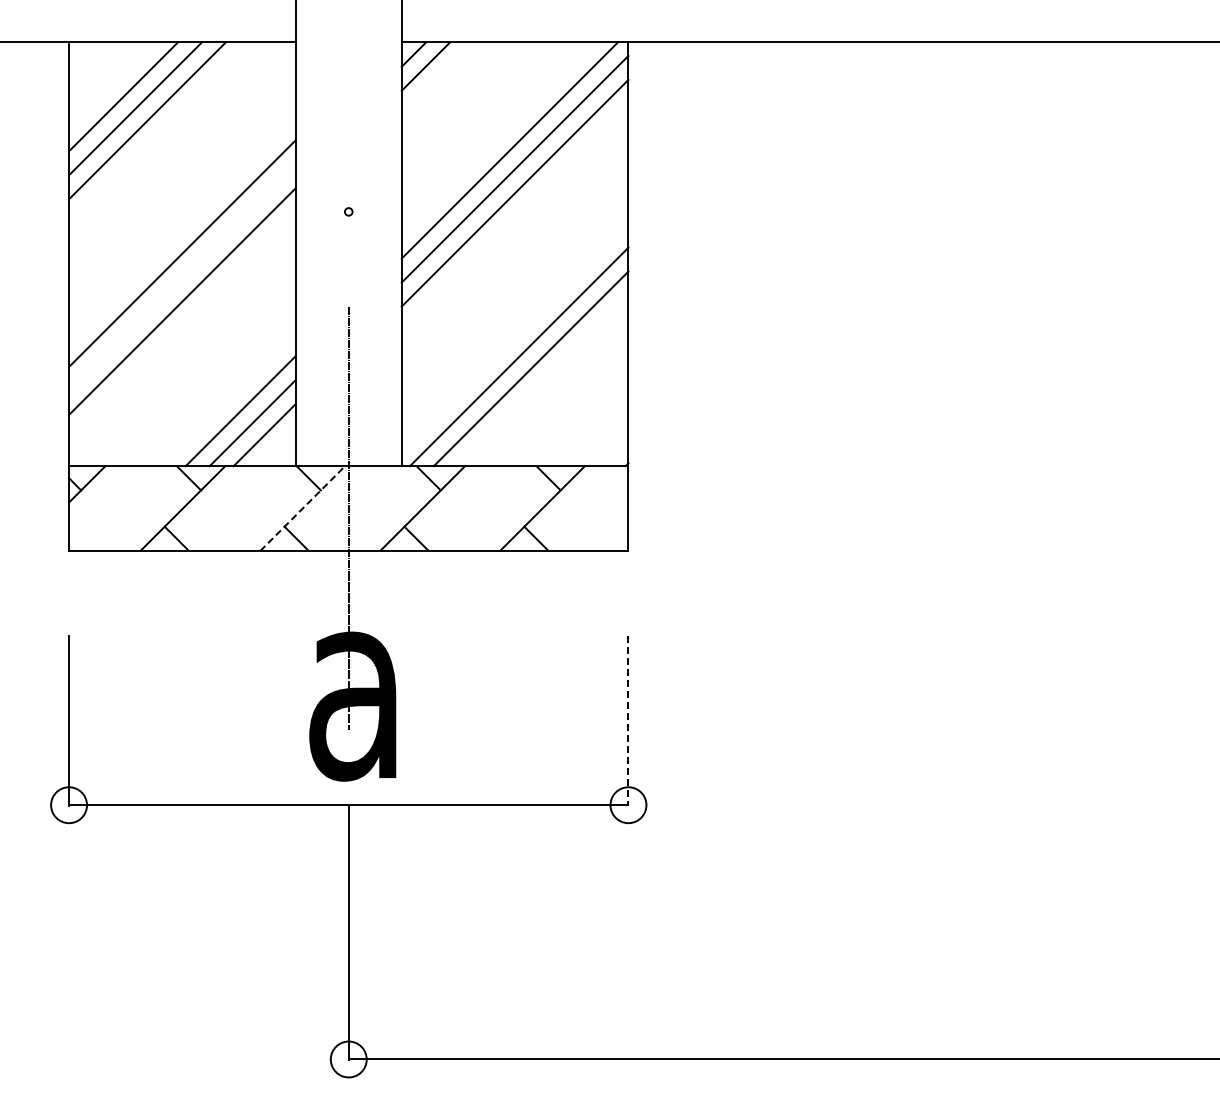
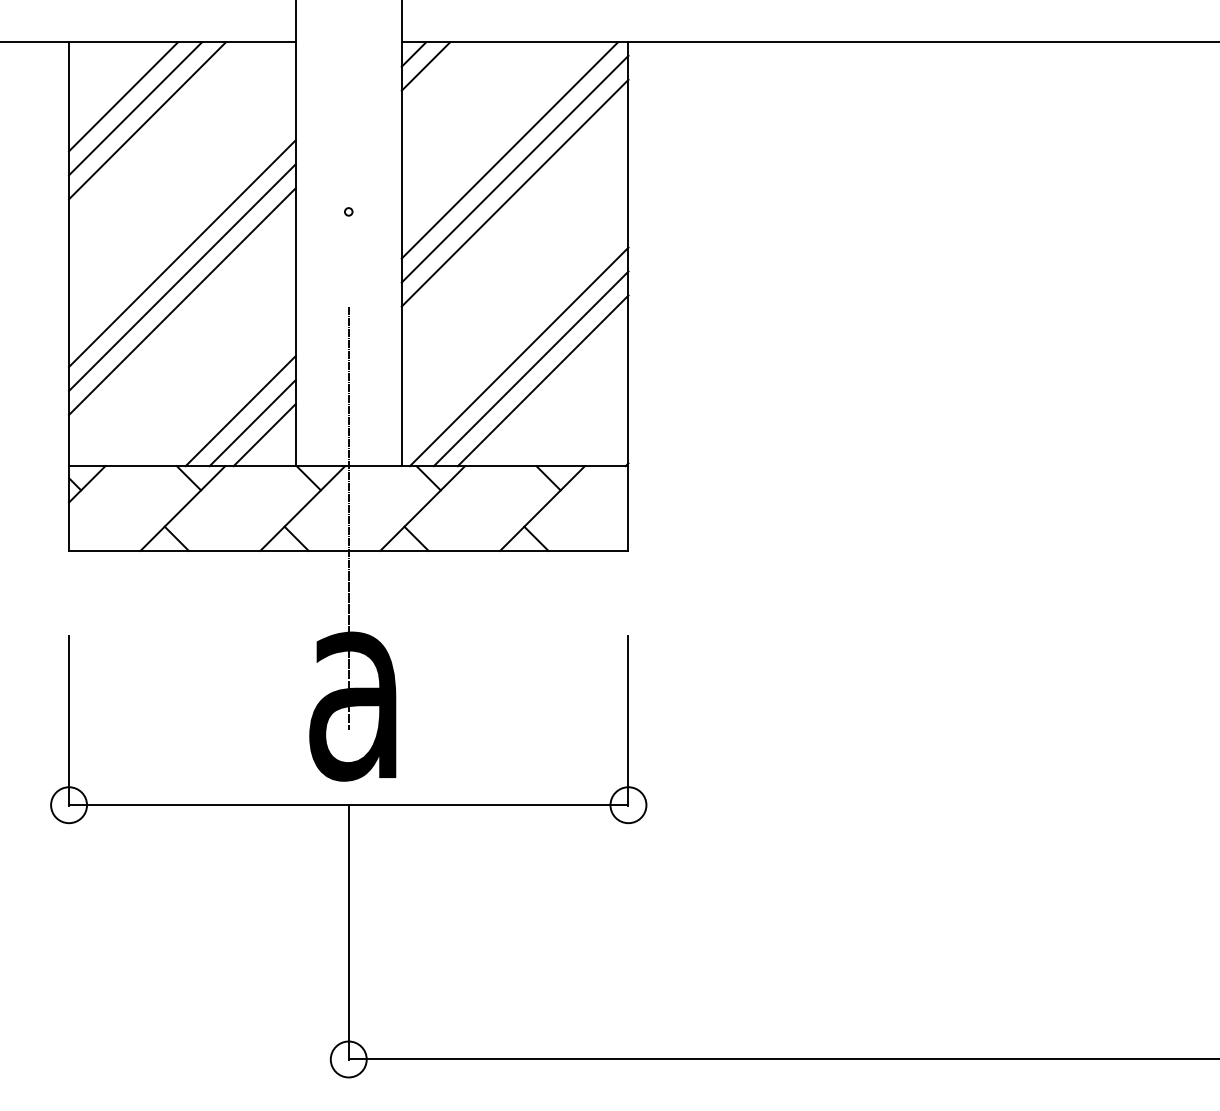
line: none -> present (182, 277)
line: none -> present (542, 380)
line: dashed -> solid (302, 508)
line: dashed -> solid (628, 721)
